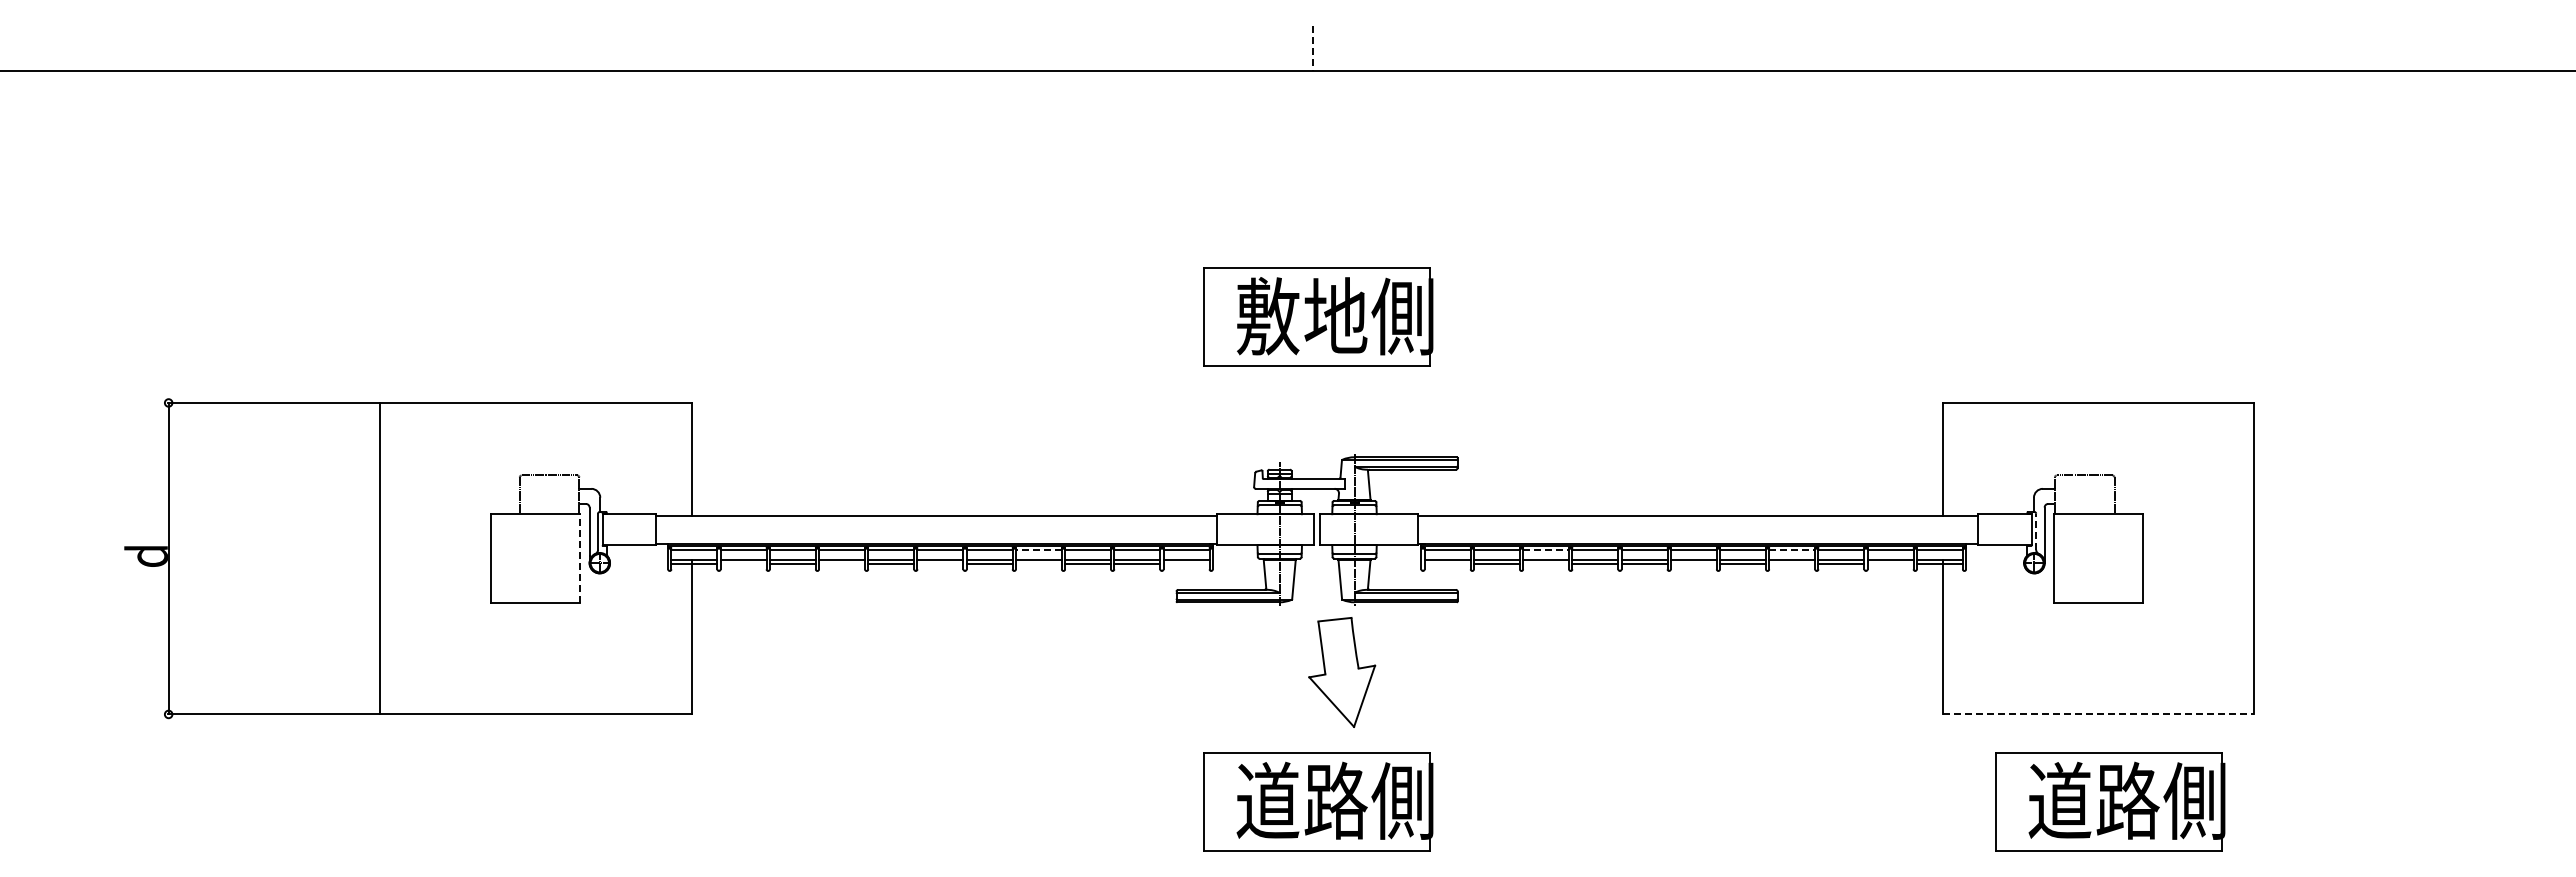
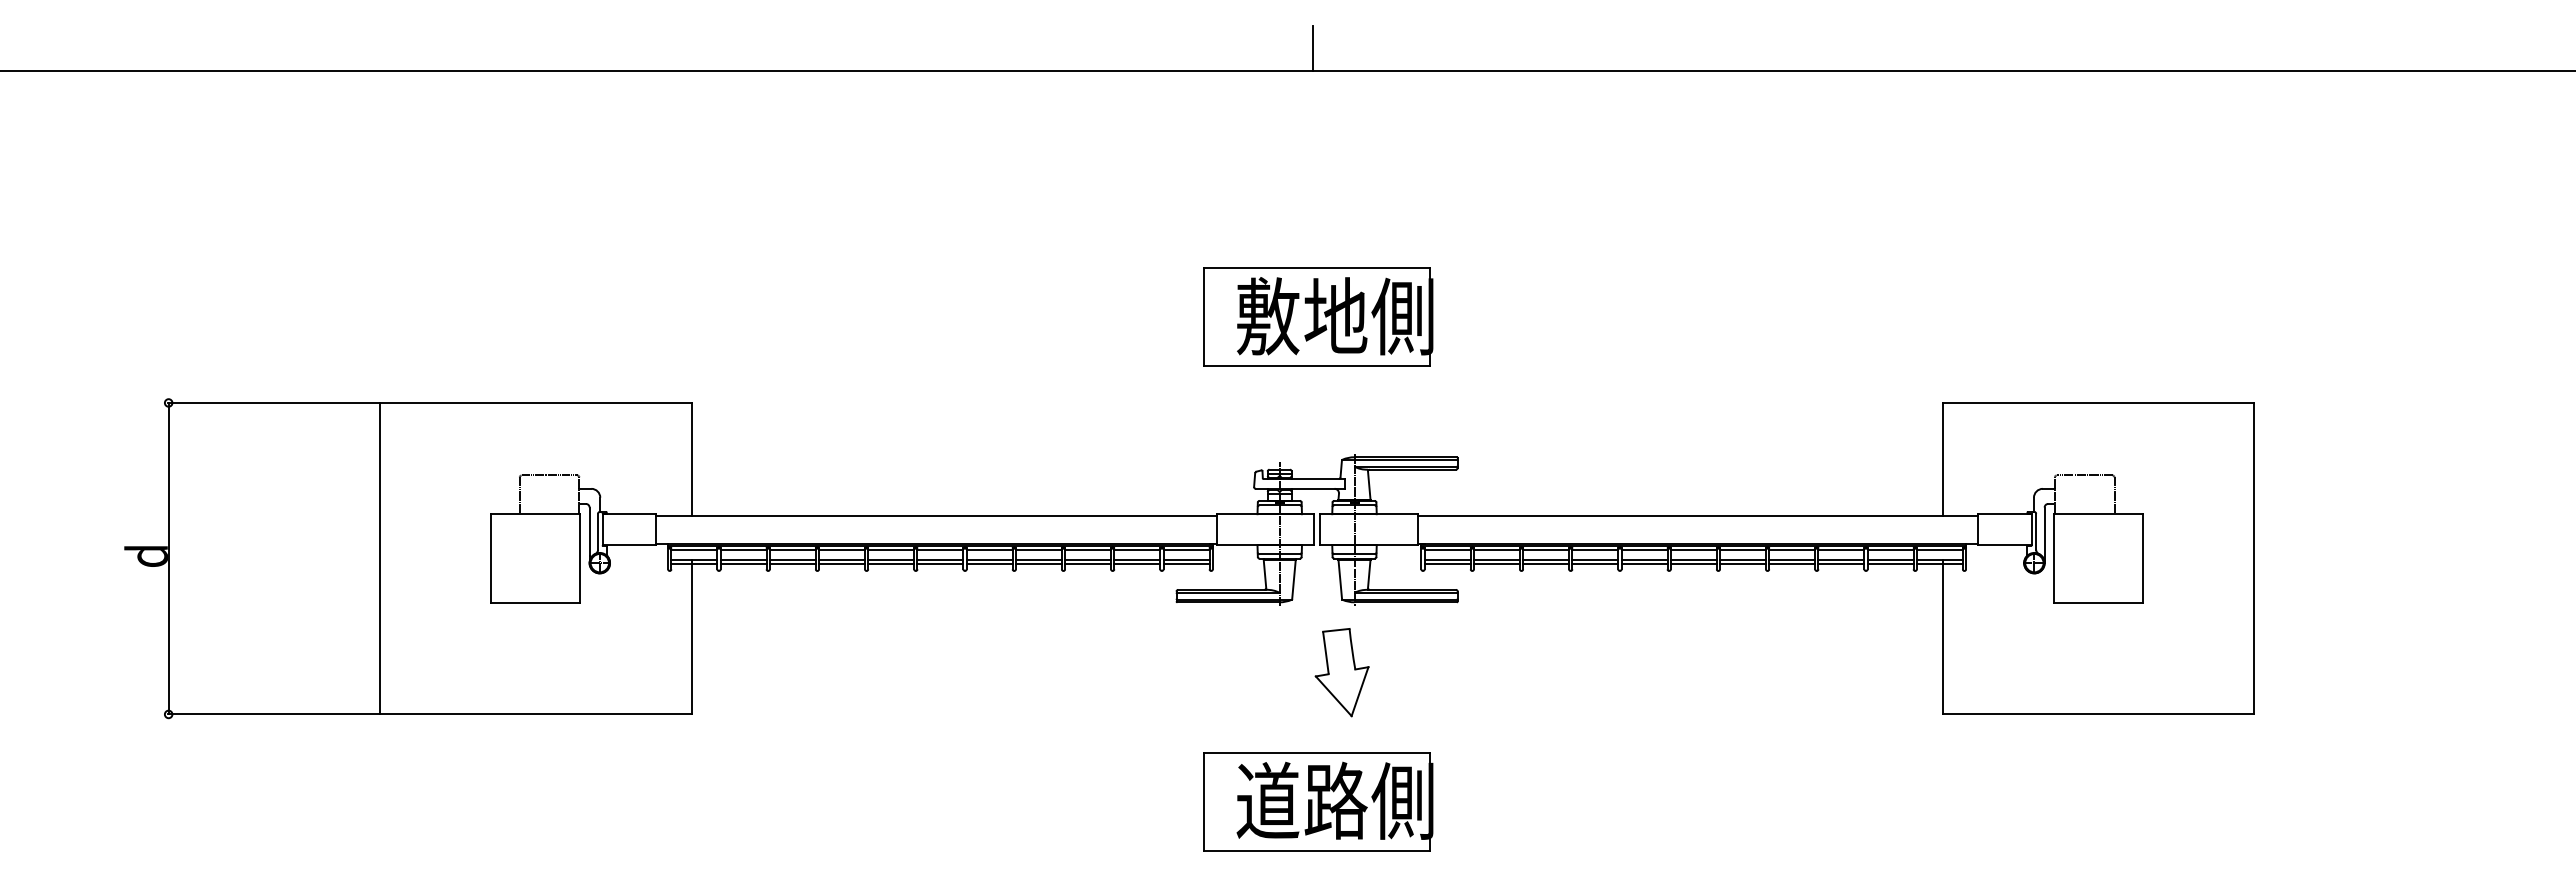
line: dashed -> solid (1312, 48)
line: dashed -> solid (2036, 531)
line: dashed -> solid (1038, 550)
line: dashed -> solid (1546, 550)
line: dashed -> solid (1792, 550)
line: dashed -> solid (580, 558)
line: none -> present (743, 564)
line: none -> present (842, 564)
line: none -> present (940, 564)
line: none -> present (1038, 564)
line: none -> present (1186, 564)
line: none -> present (1447, 564)
line: none -> present (1546, 564)
line: none -> present (1693, 564)
line: none -> present (1792, 564)
line: none -> present (1890, 564)
part size: 69x111 px -> 56x90 px (1341, 672)
line: dashed -> solid (2098, 714)
part: present -> none (2110, 801)
